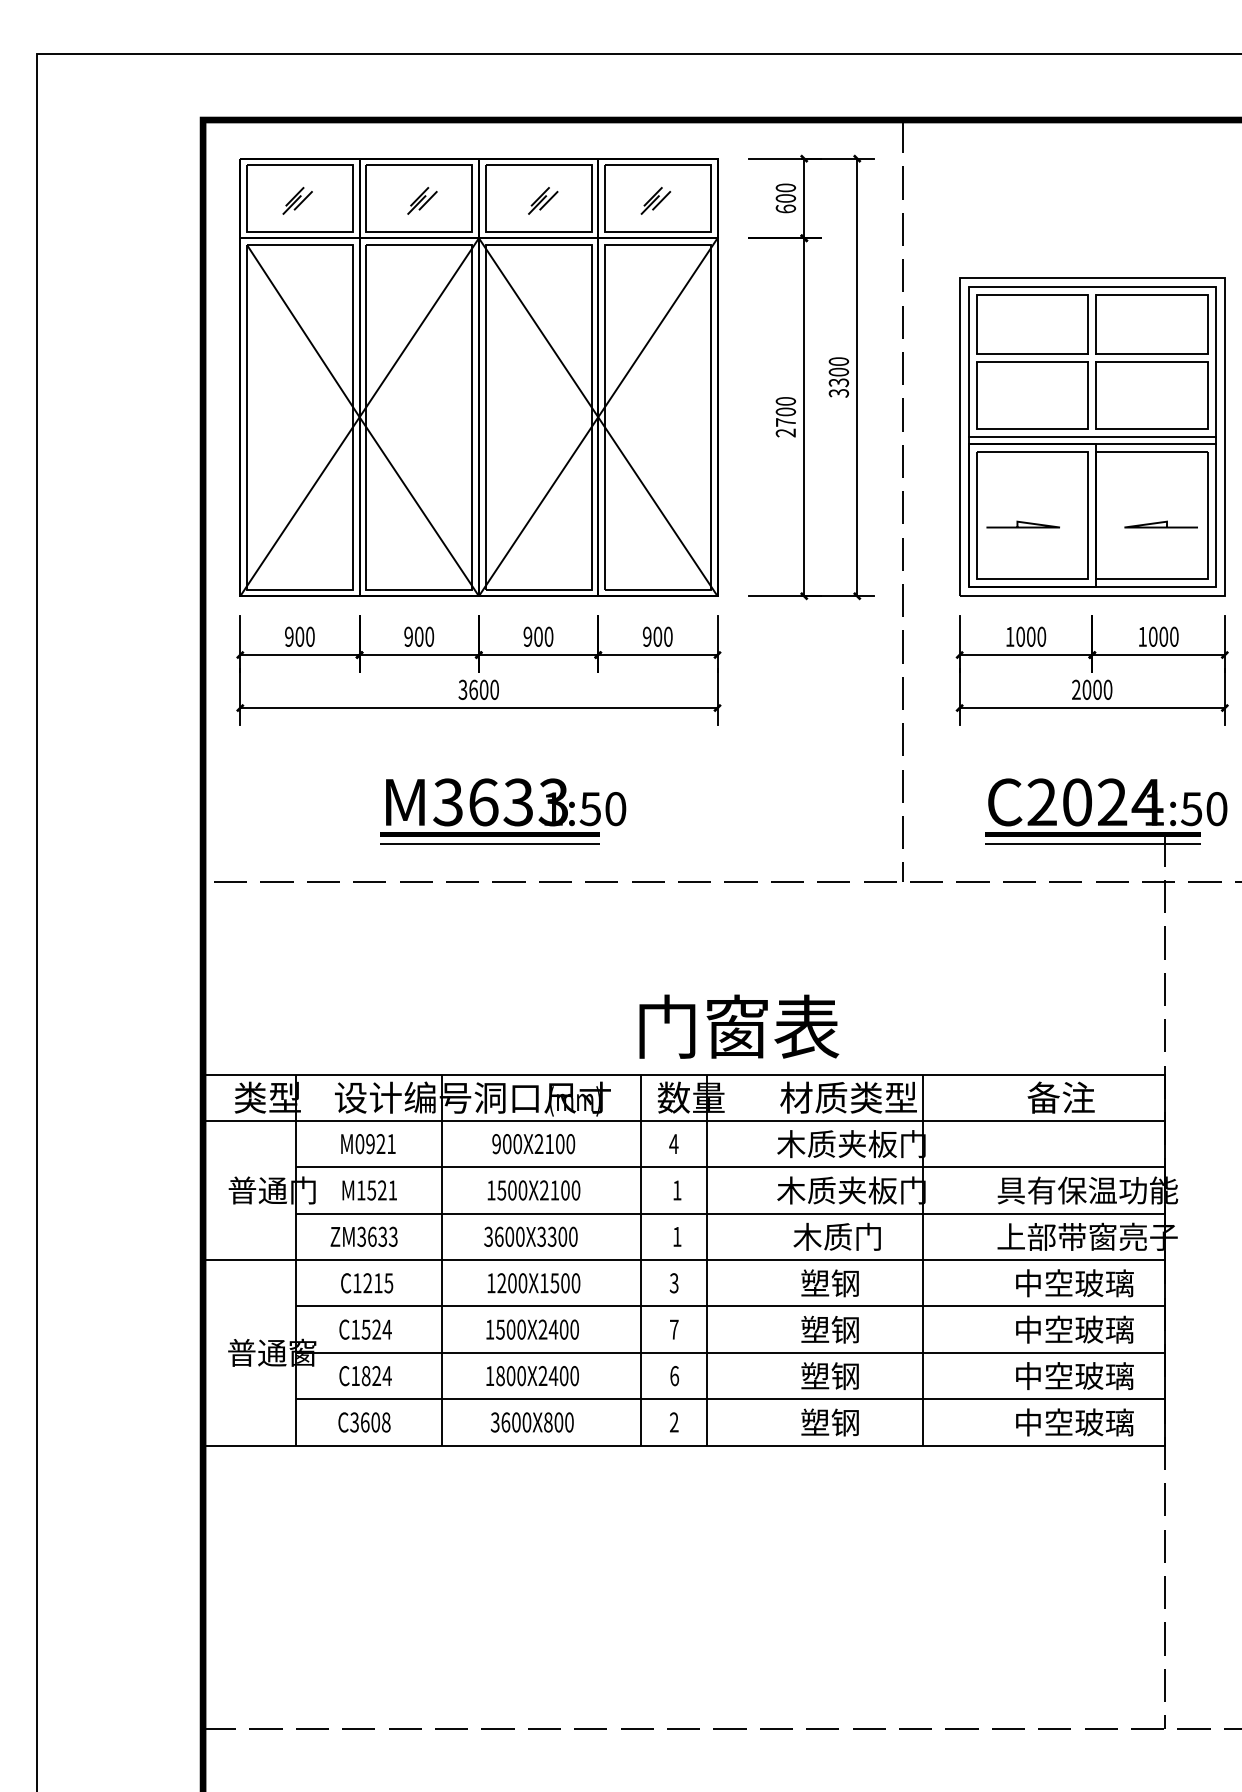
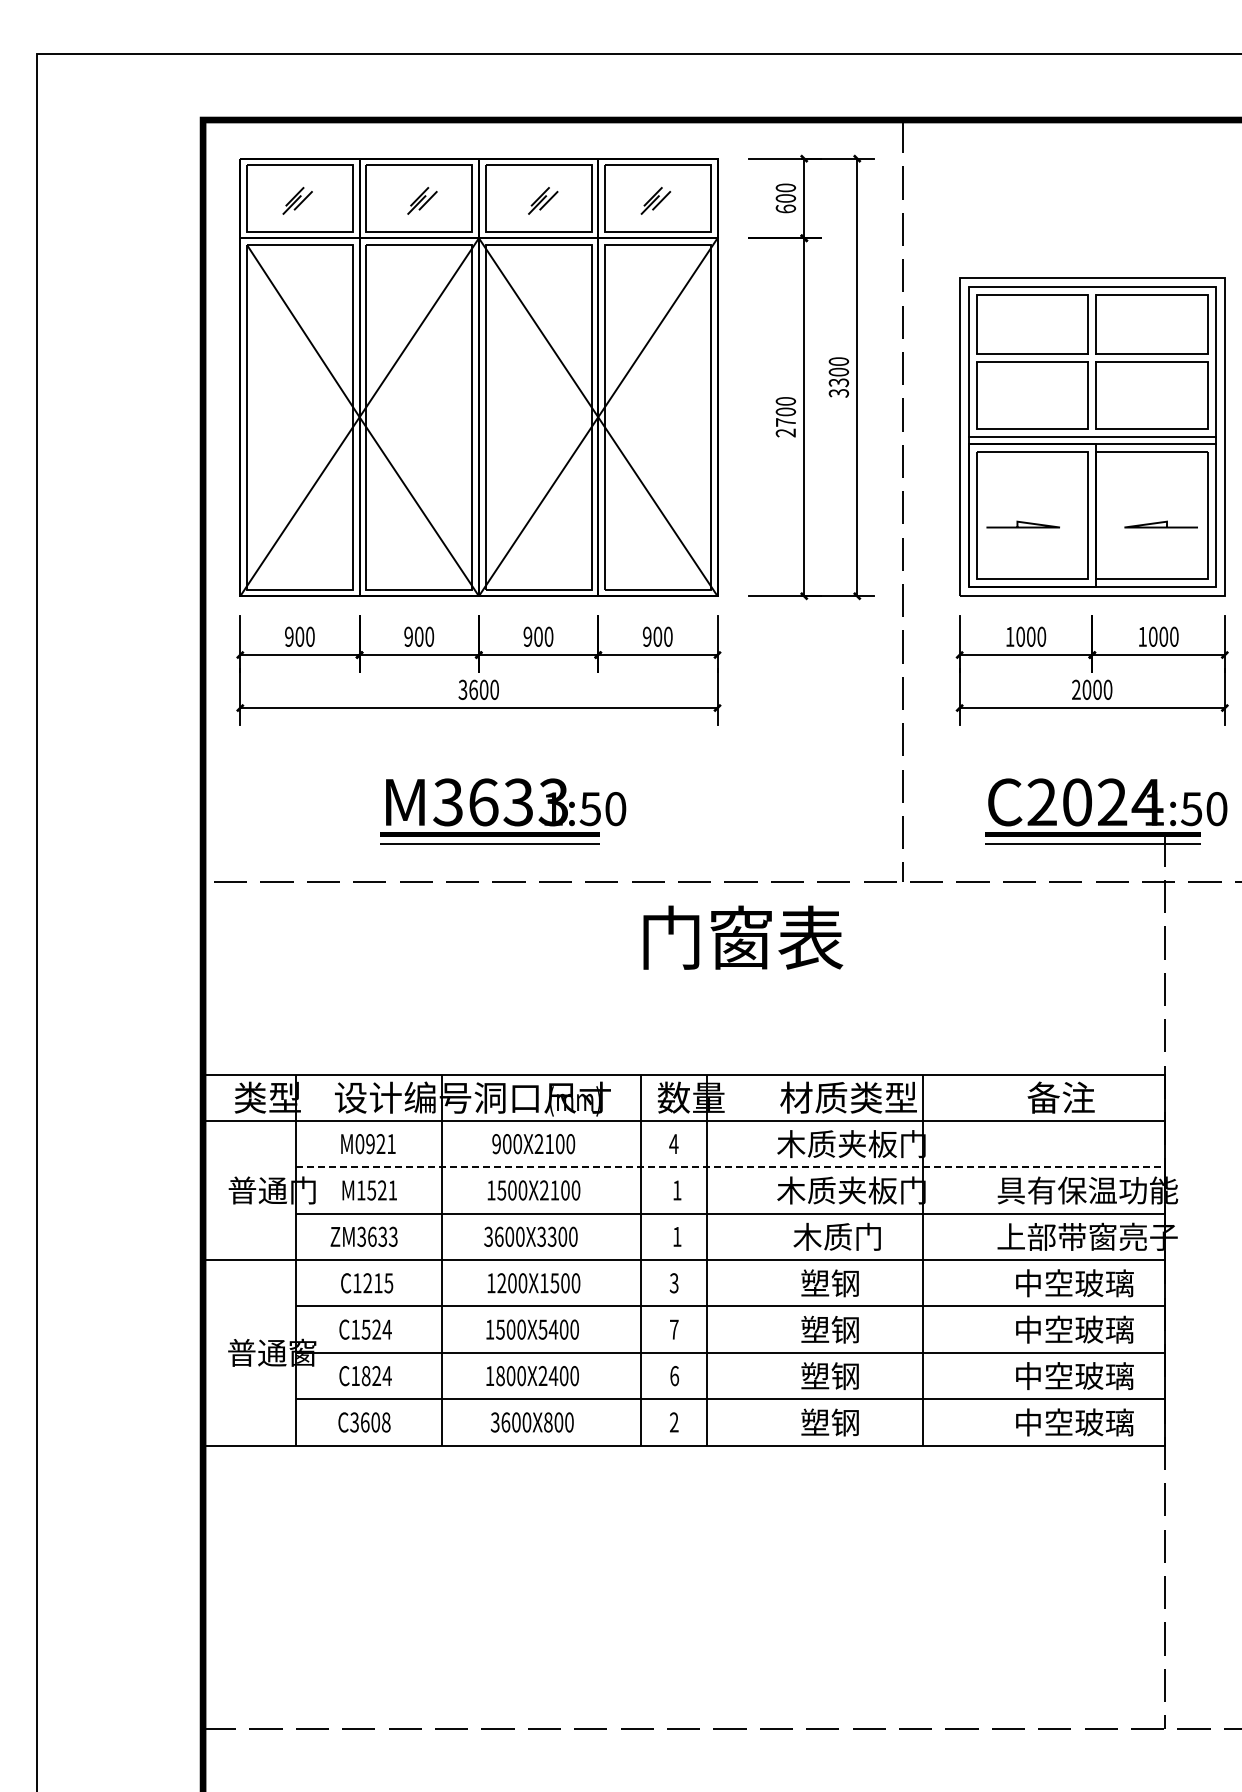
text position: (739, 1026) -> (743, 937) (743, 937)
line: solid -> dashed (730, 1167)
text: 1500X2400 -> 1500X5400 (542, 1329)
